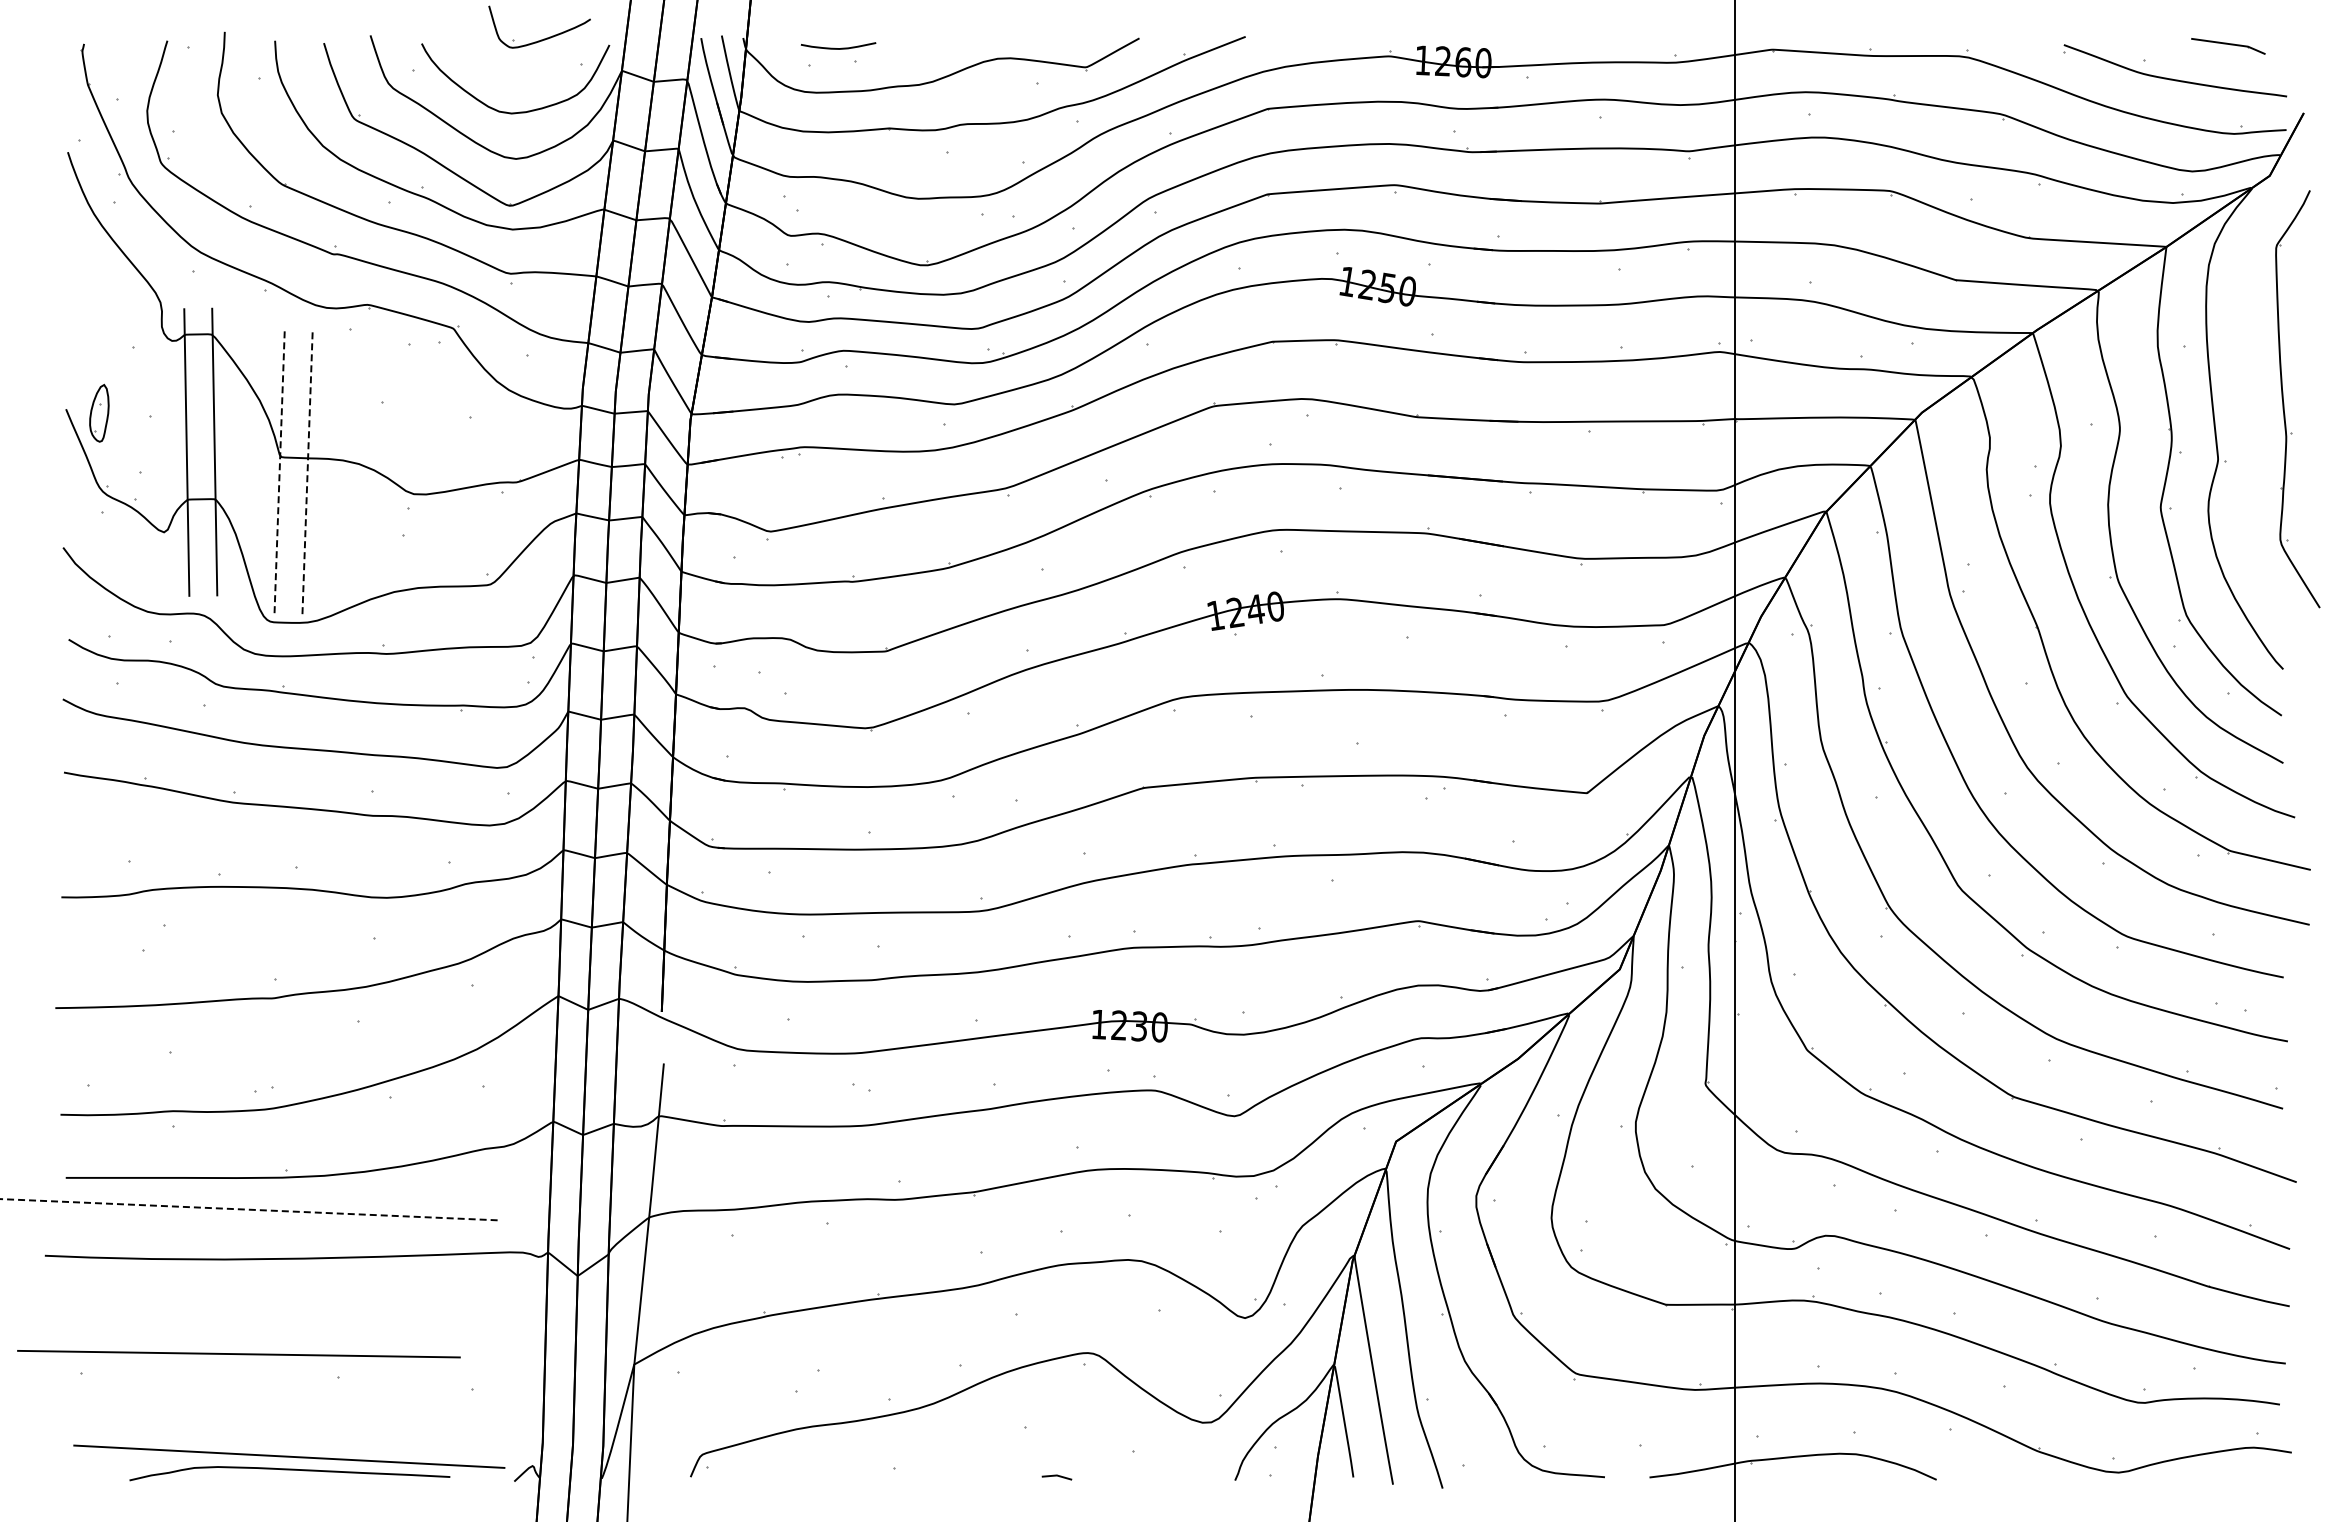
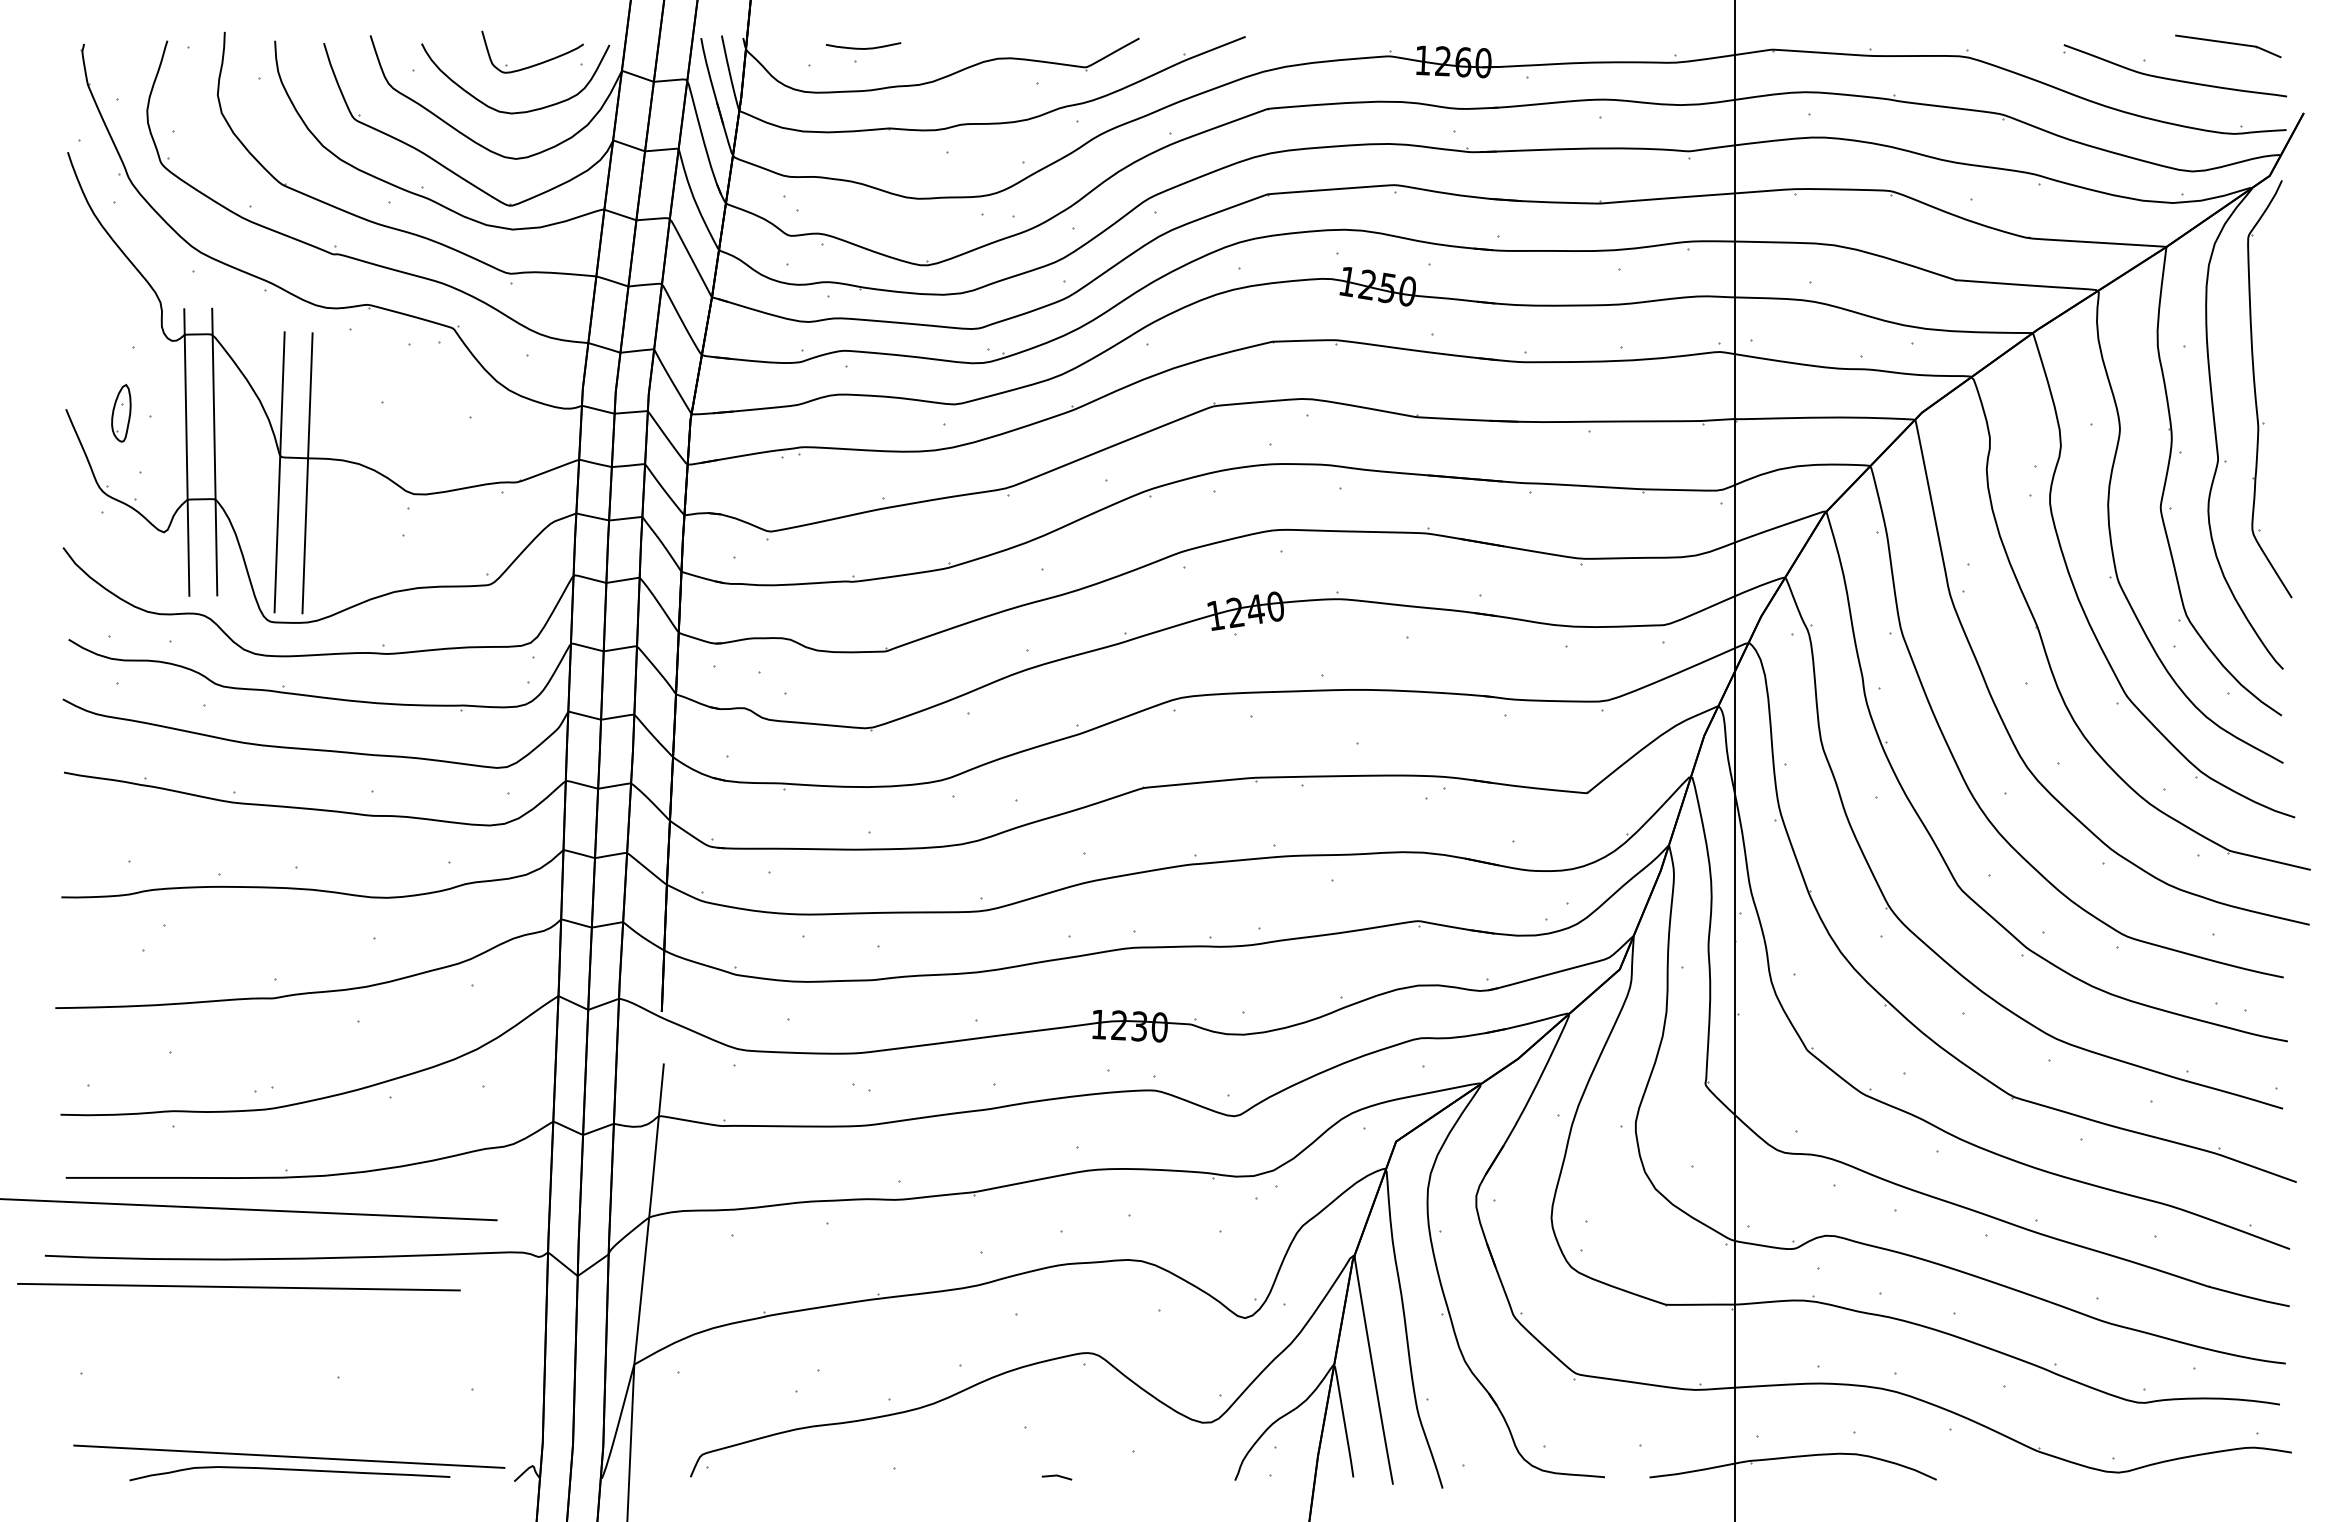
part position: (543, 38) -> (536, 63) (536, 63)
part size: 75x17 px -> 107x25 px (2228, 46)
curve position: (838, 48) -> (863, 48) (863, 48)
part position: (2284, 403) -> (2256, 393) (2256, 393)
part position: (99, 412) -> (121, 412) (121, 412)
line: dashed -> solid (279, 472)
line: dashed -> solid (307, 473)
line: dashed -> solid (249, 1209)
line position: (238, 1354) -> (238, 1287) (238, 1287)
